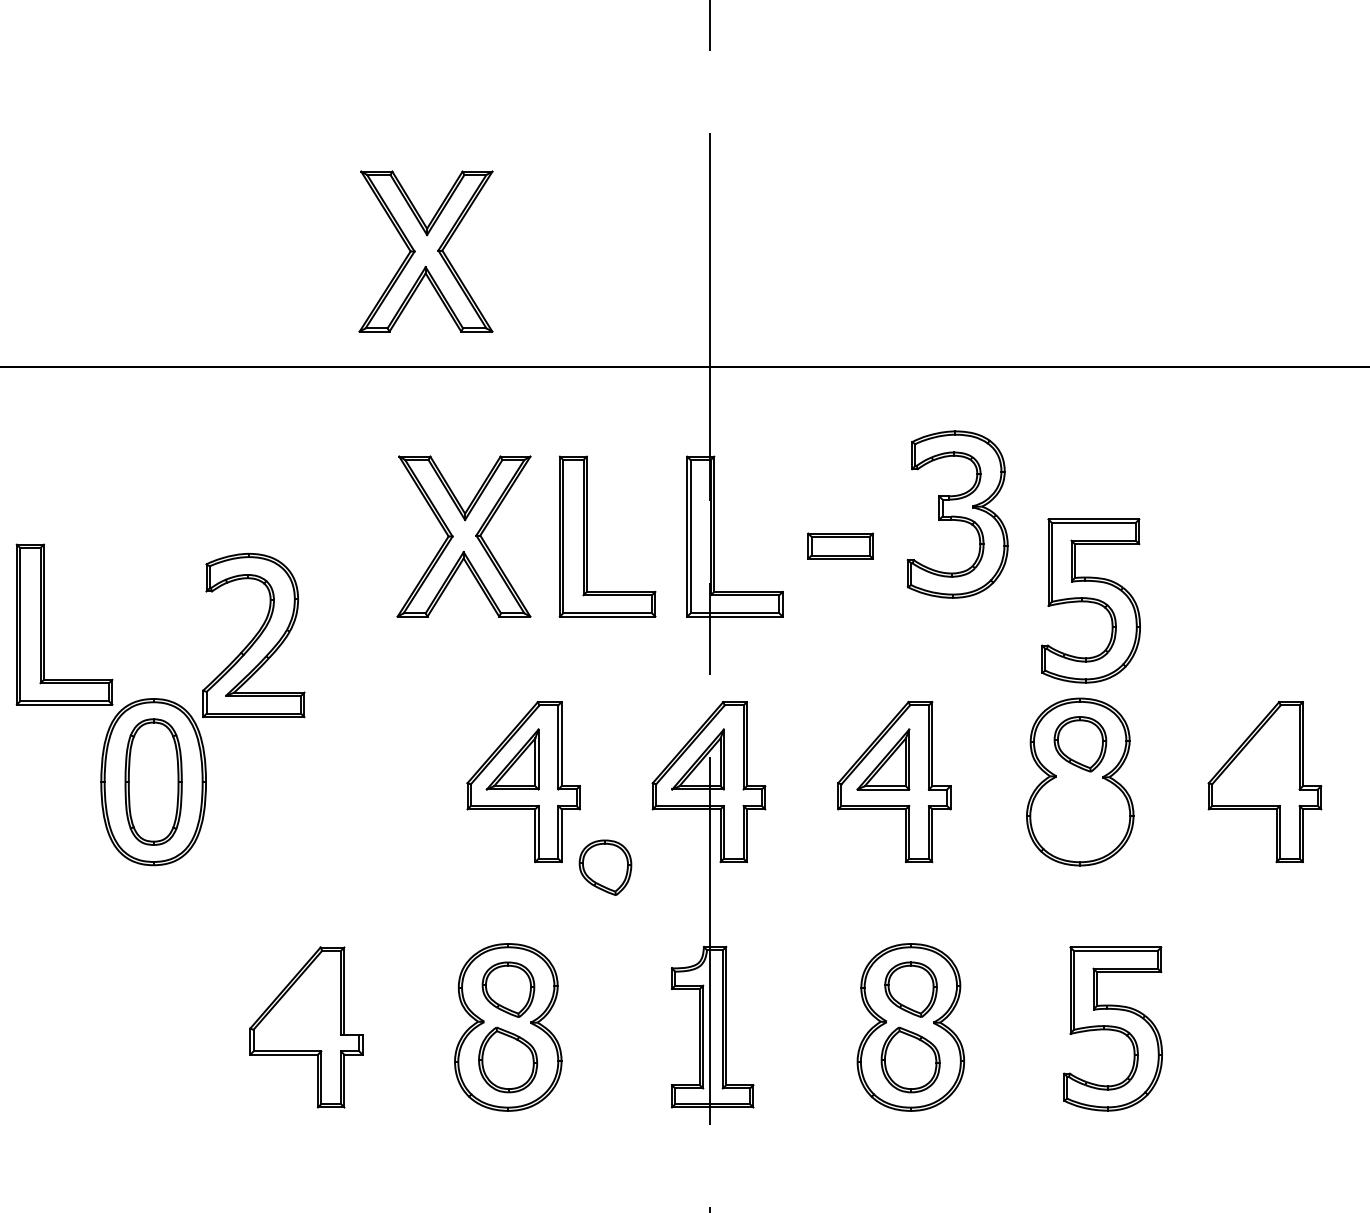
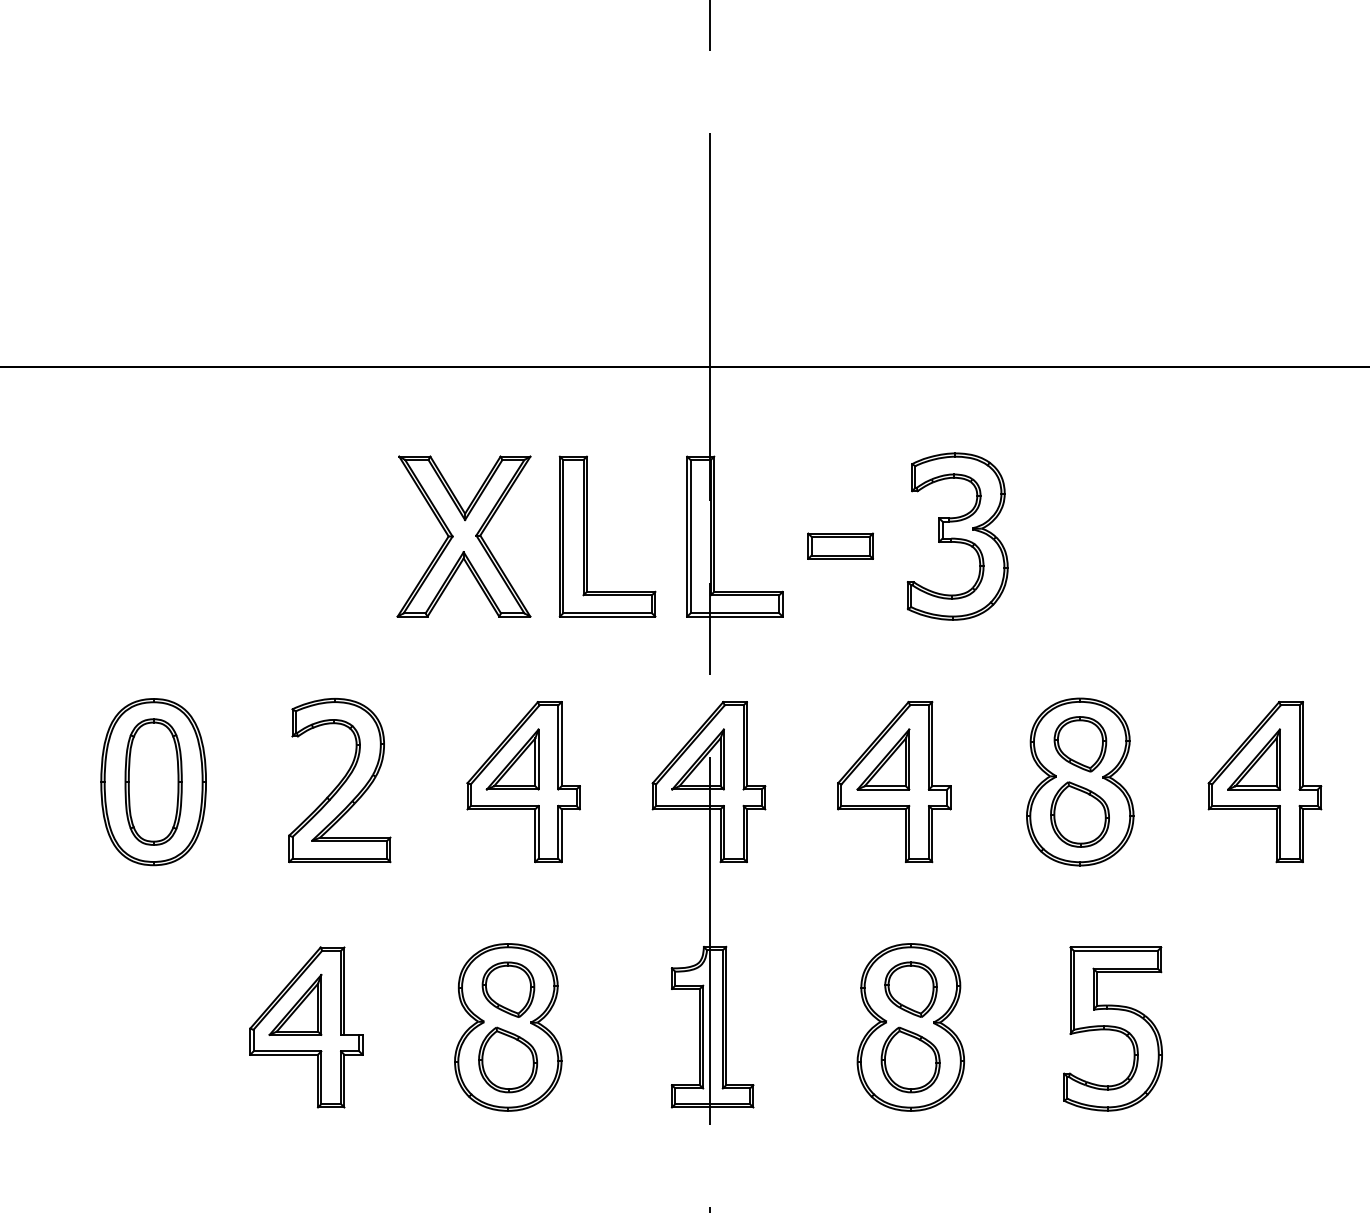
part: present -> none (425, 251)
part position: (957, 514) -> (957, 536) (957, 536)
part: present -> none (1090, 600)
part: present -> none (44, 624)
part position: (253, 635) -> (339, 780) (339, 780)
part: none -> present (1253, 759)
part: none -> present (1079, 814)
part: present -> none (605, 867)
part: none -> present (295, 1004)
